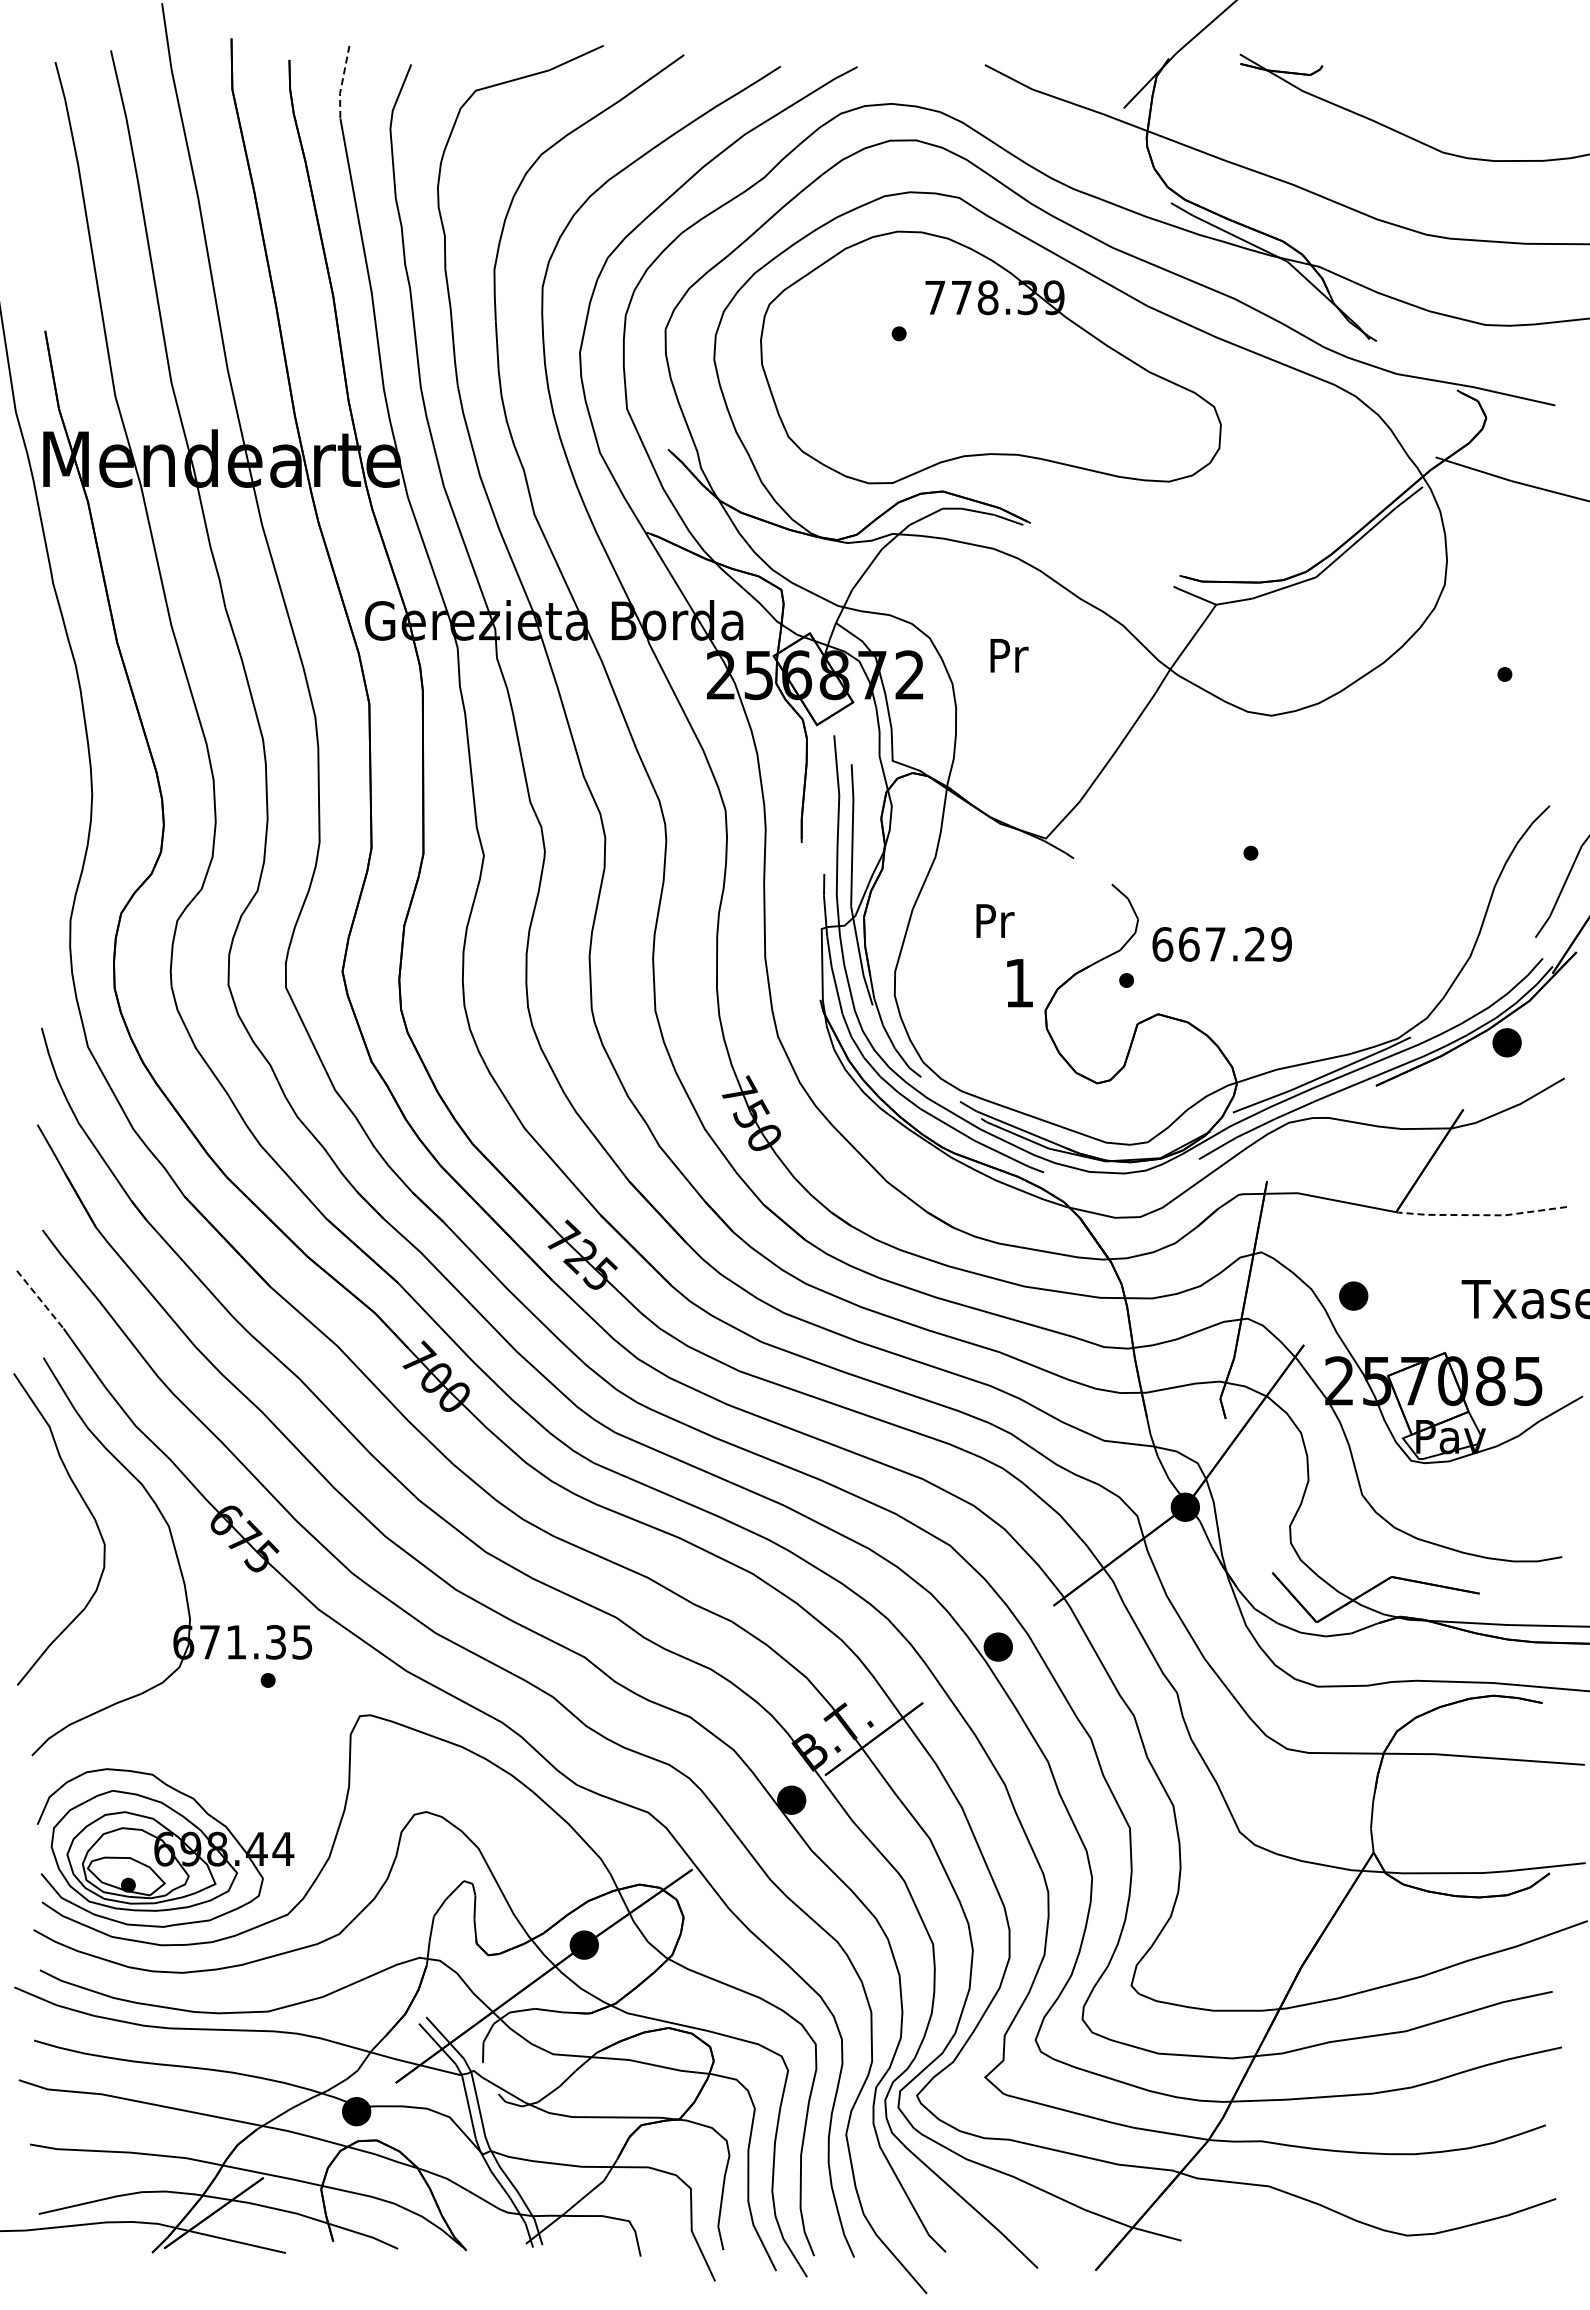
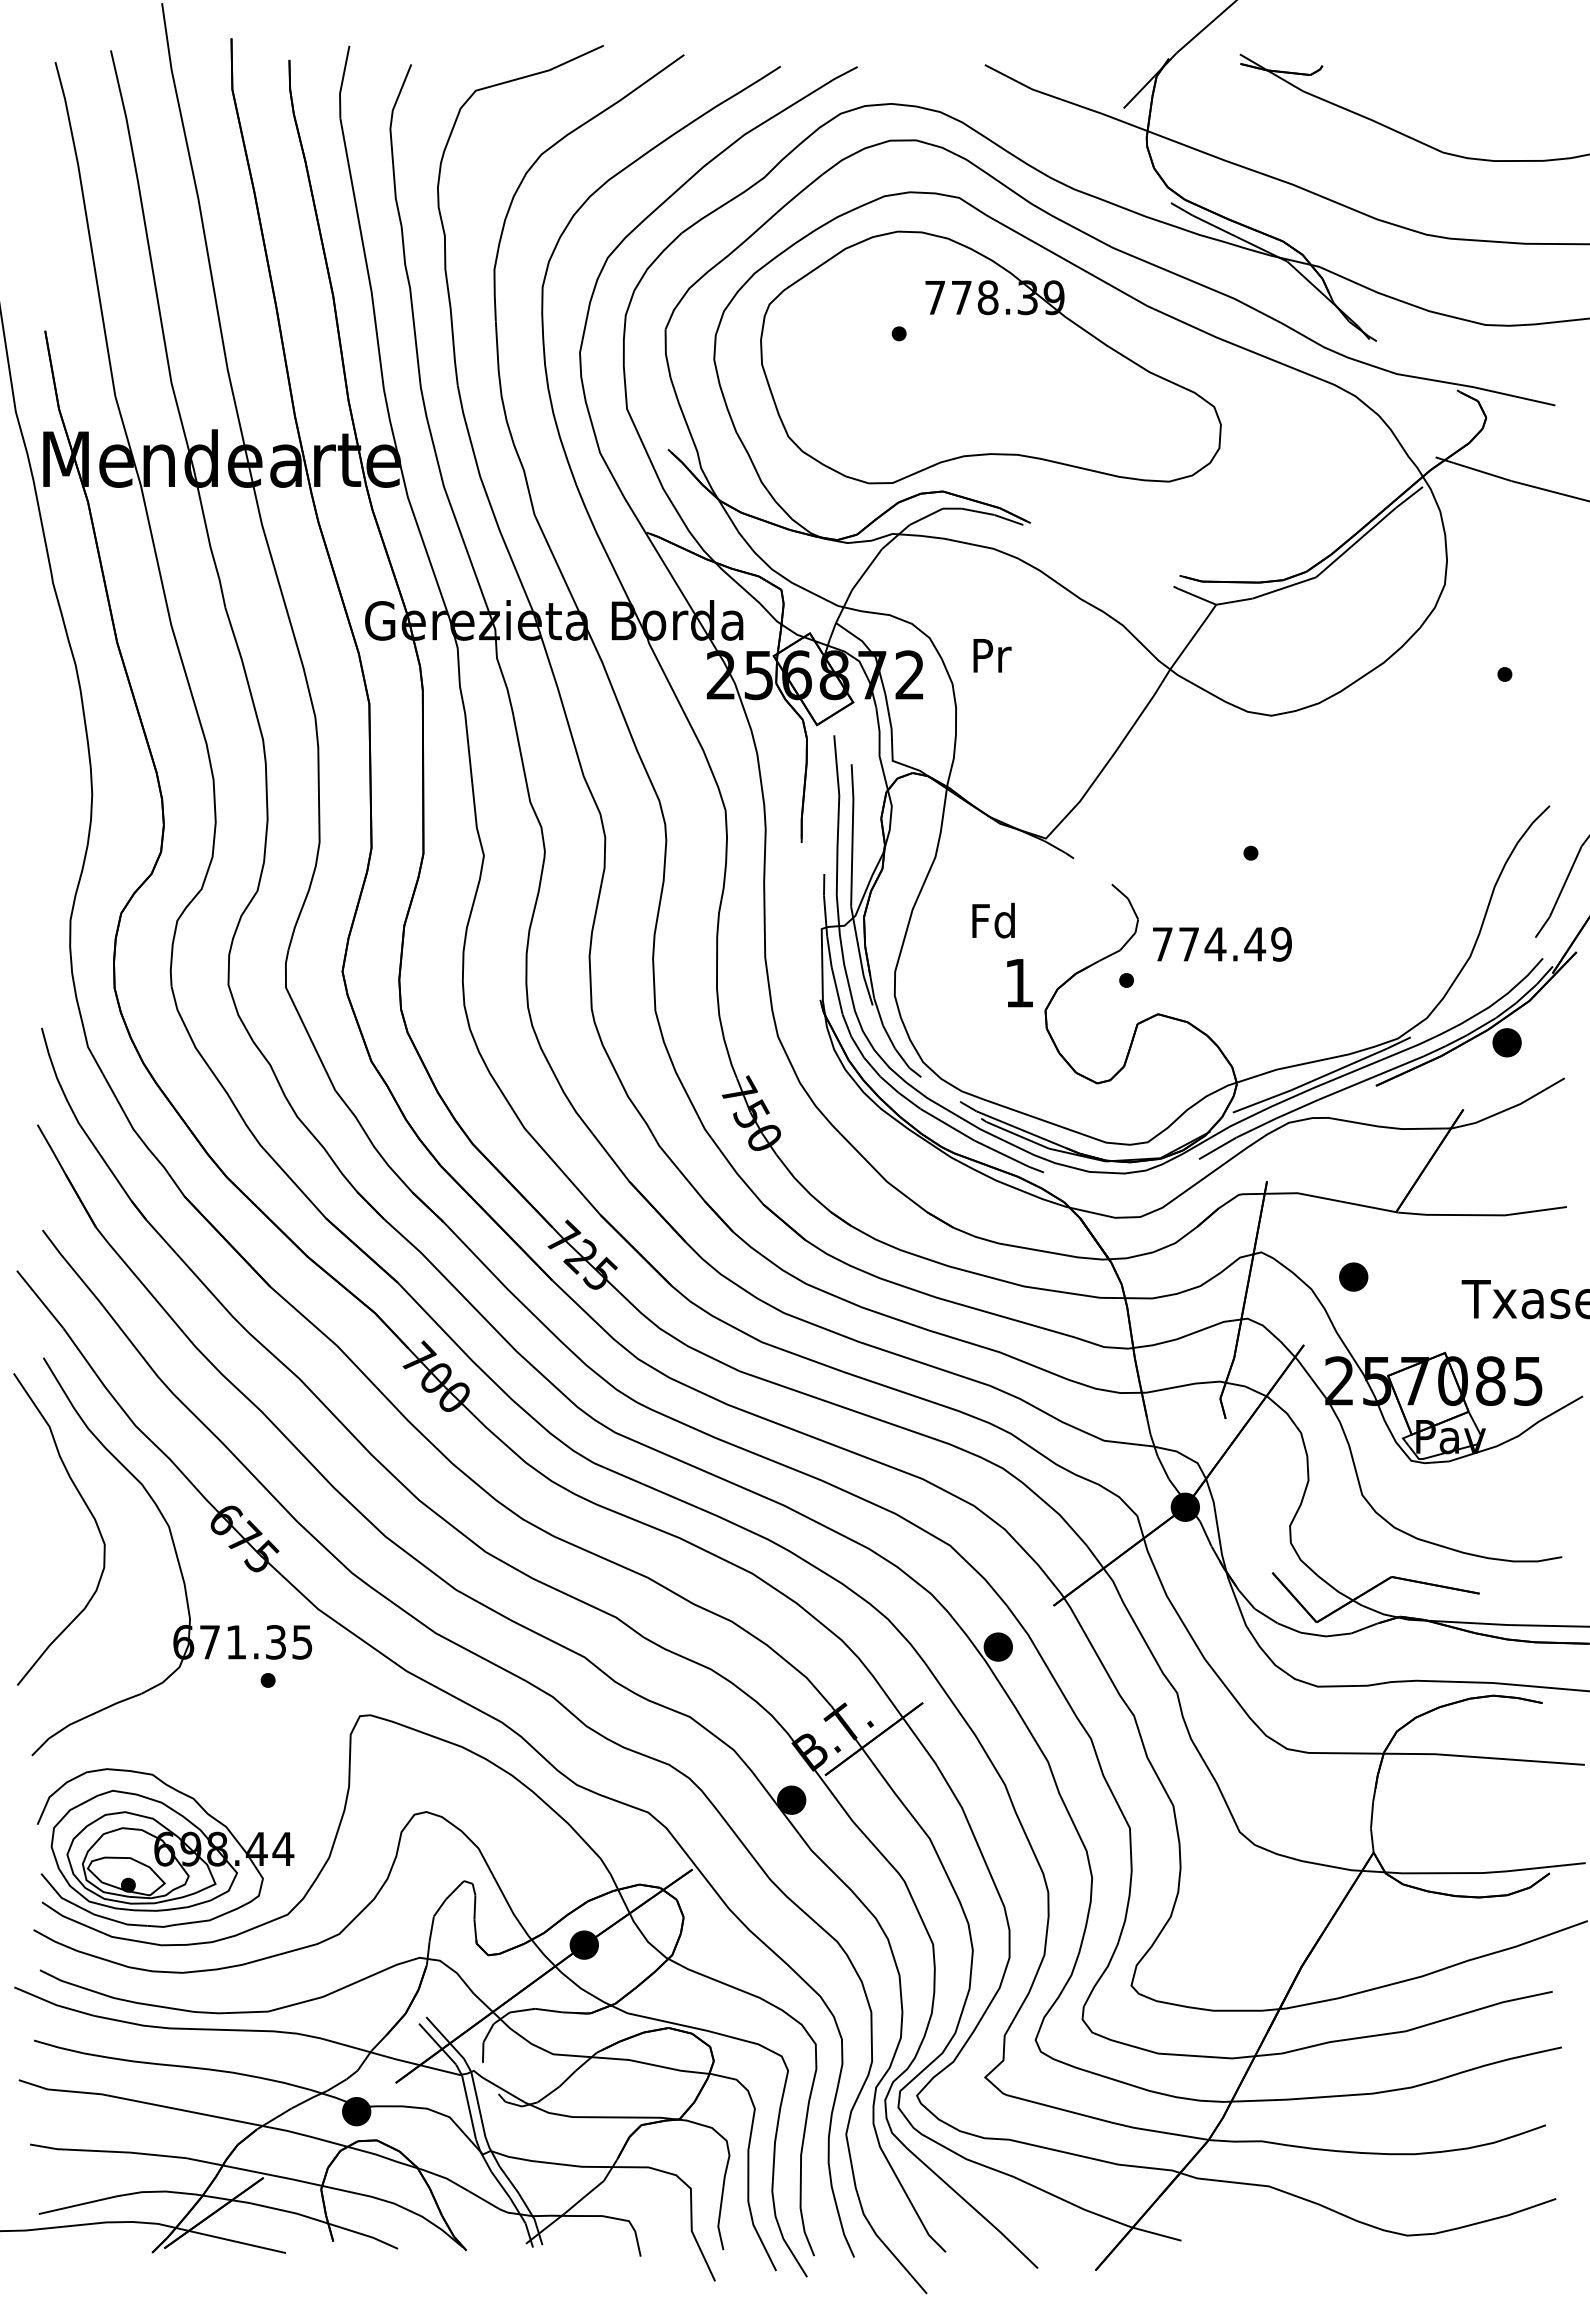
line: dashed -> solid (342, 82)
text position: (1009, 655) -> (992, 655) (992, 655)
text: Pr -> Fd (993, 920)
text: 667.29 -> 774.49 (1209, 944)
line: dashed -> solid (1482, 1215)
part position: (1353, 1295) -> (1353, 1276) (1353, 1276)
line: dashed -> solid (40, 1300)
